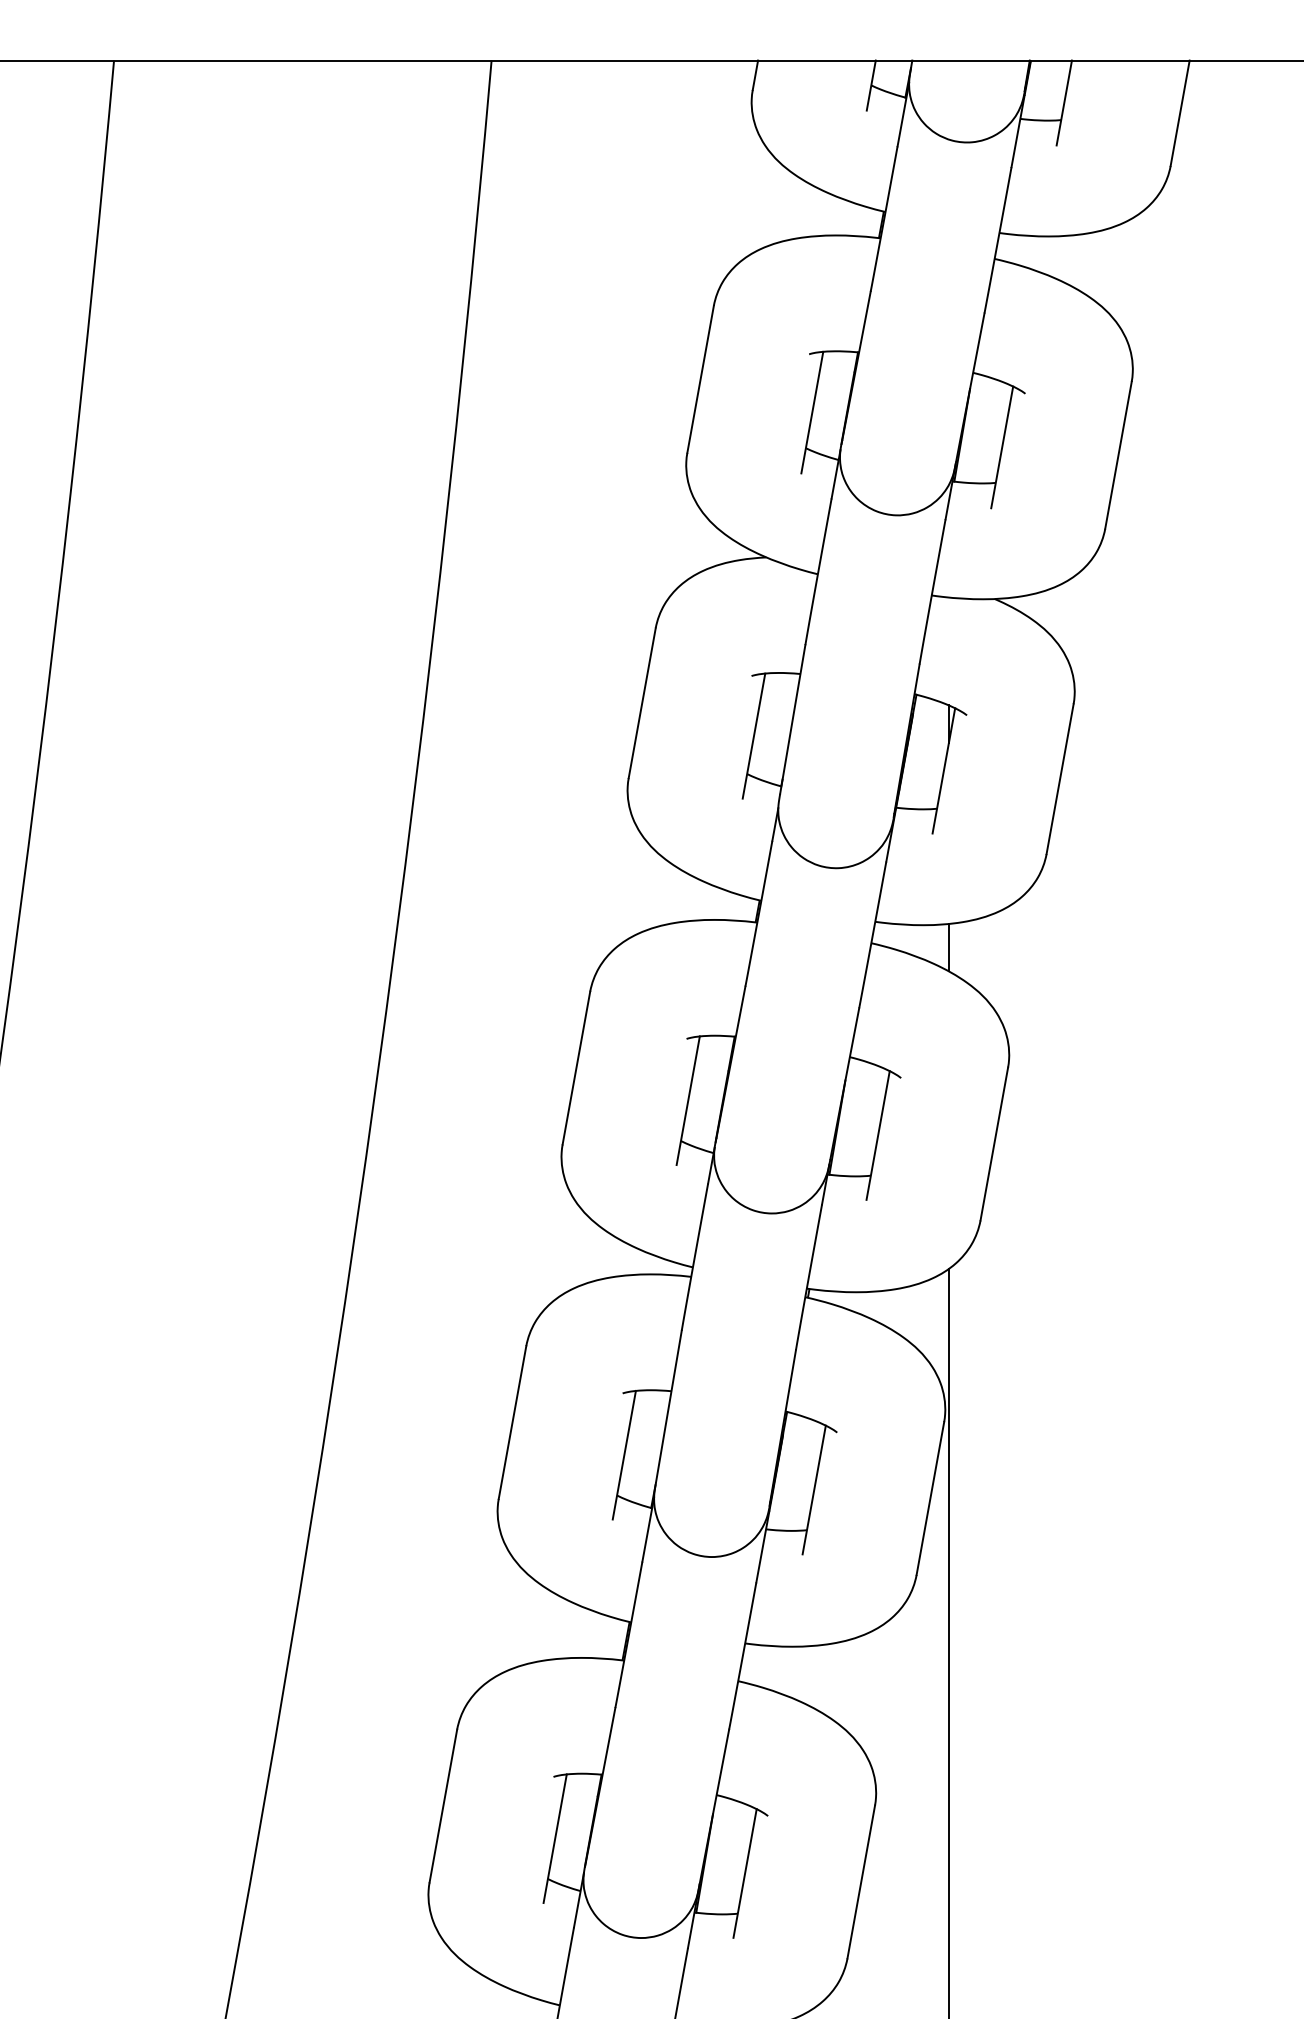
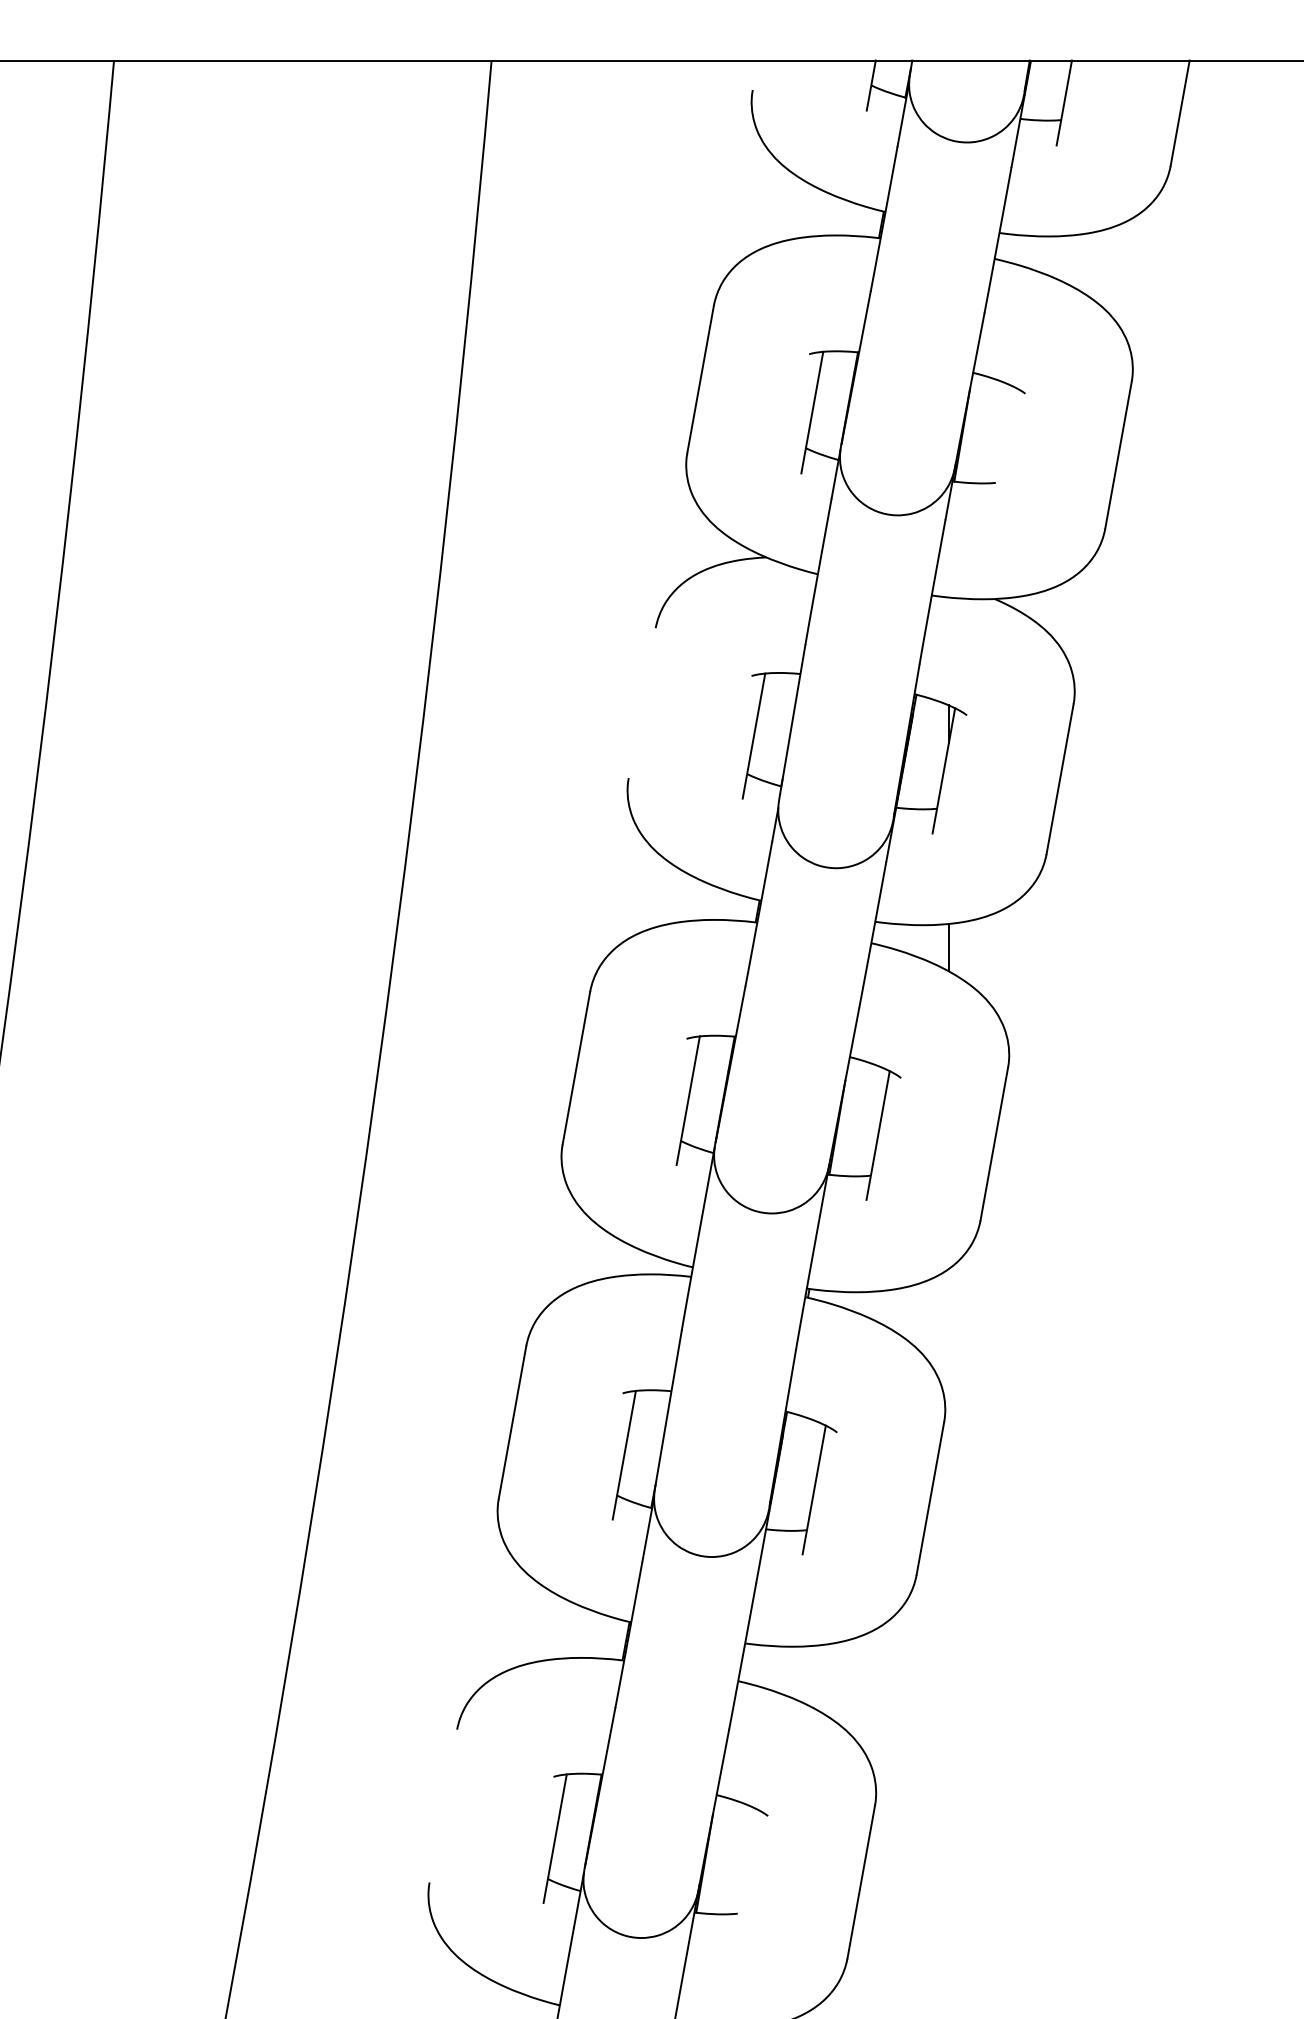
line: present -> none (755, 75)
line: present -> none (1002, 447)
line: present -> none (641, 703)
line: present -> none (948, 1641)
line: present -> none (443, 1805)
line: present -> none (744, 1873)
